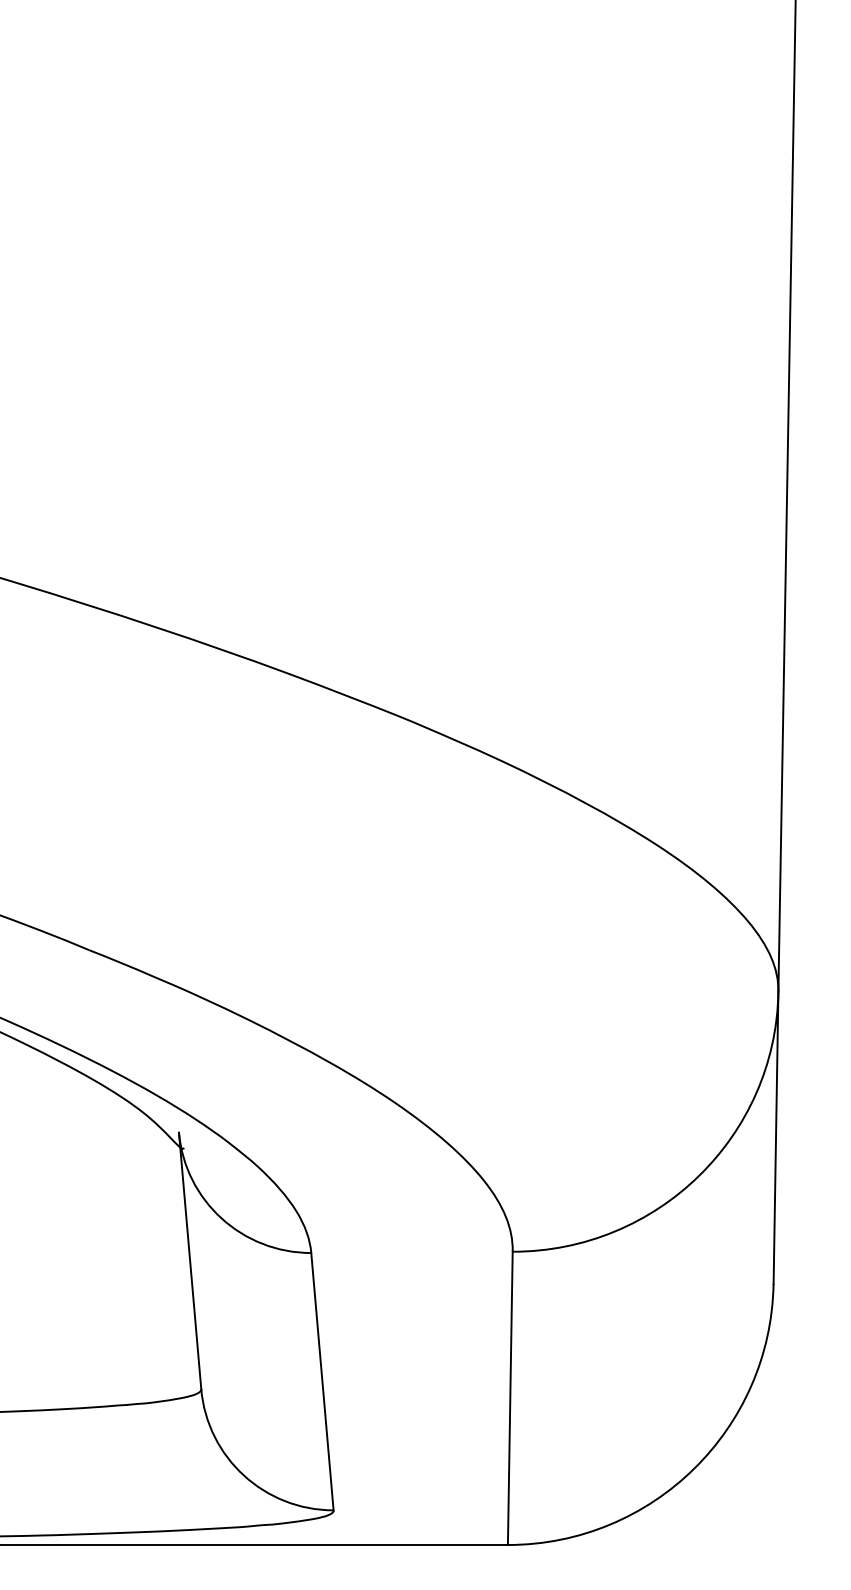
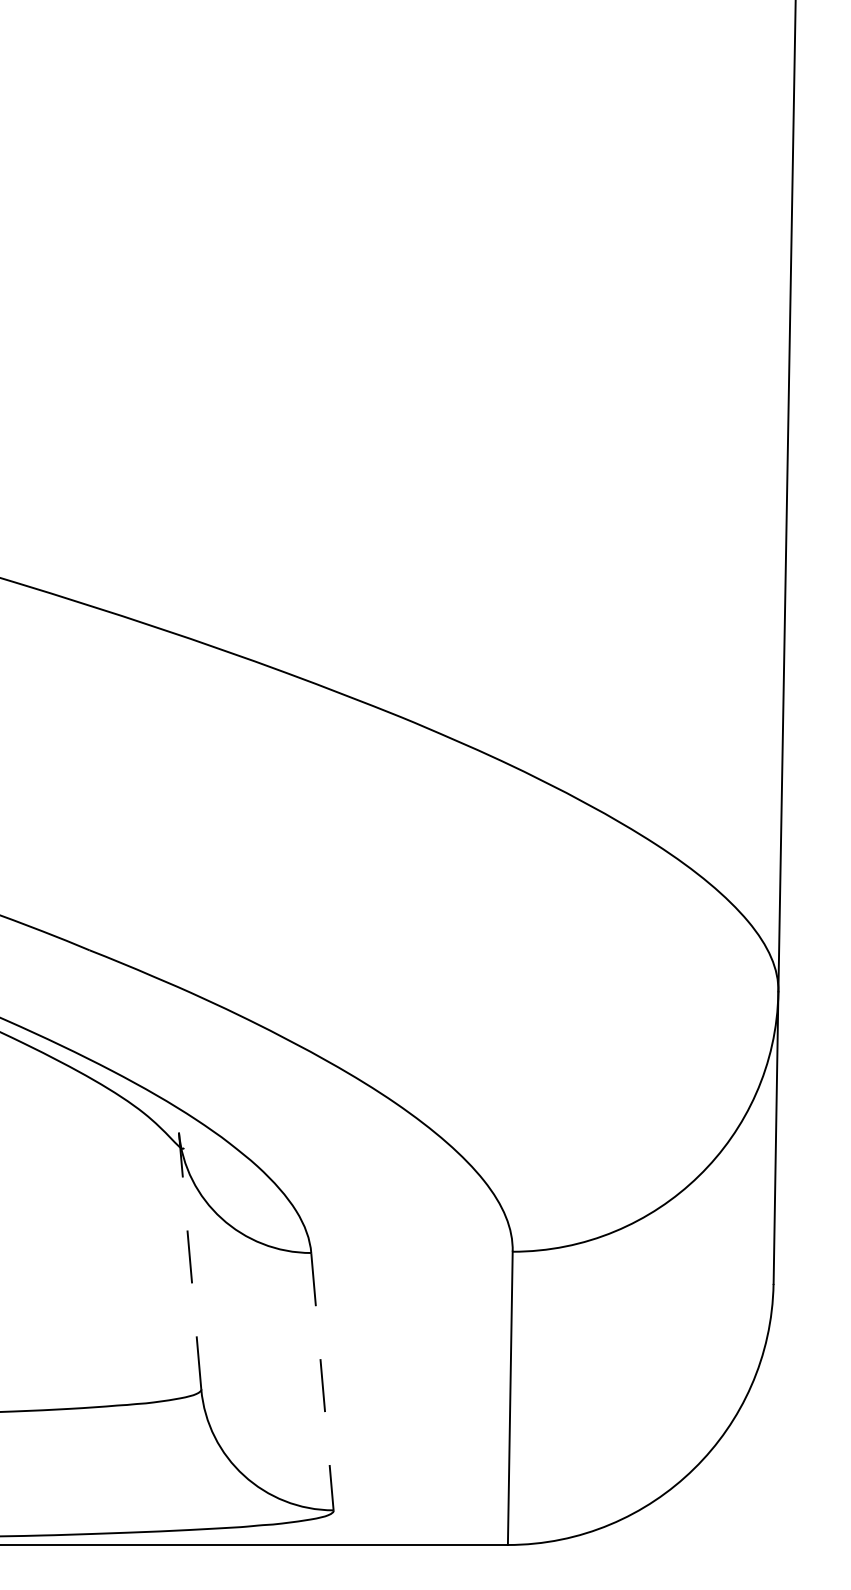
line: solid -> dashed (190, 1260)
line: solid -> dashed (322, 1382)
